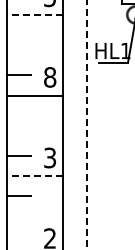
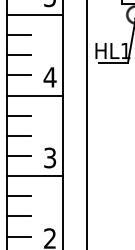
line: dashed -> solid (34, 14)
line: none -> present (18, 35)
line: none -> present (18, 55)
text: 8 -> 4 (49, 77)
line: none -> present (18, 115)
line: dashed -> solid (87, 125)
line: none -> present (18, 135)
line: dashed -> solid (34, 176)
line: none -> present (18, 216)
line: none -> present (18, 236)
